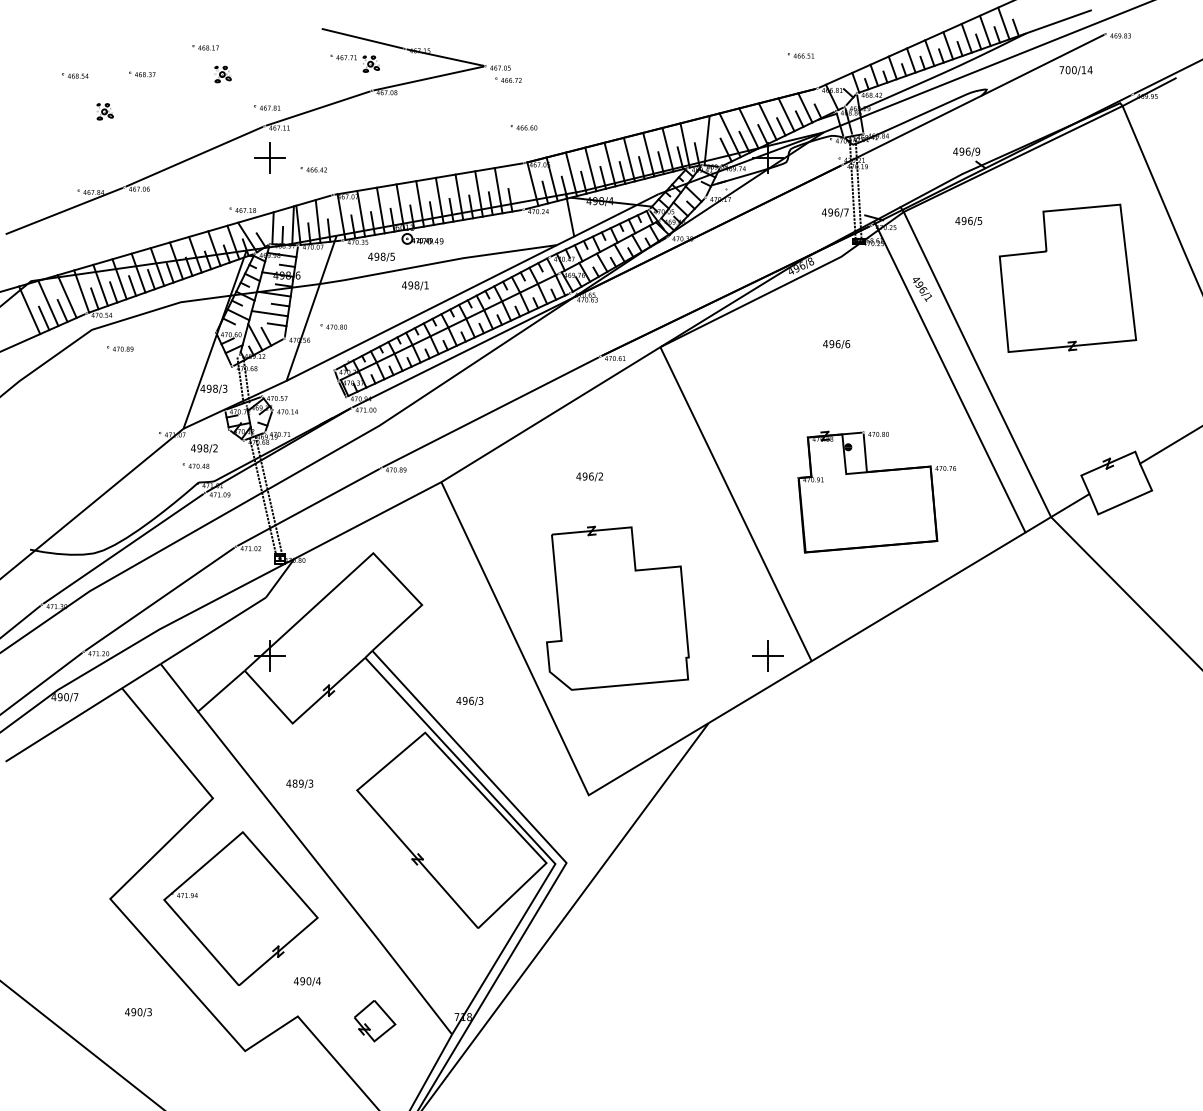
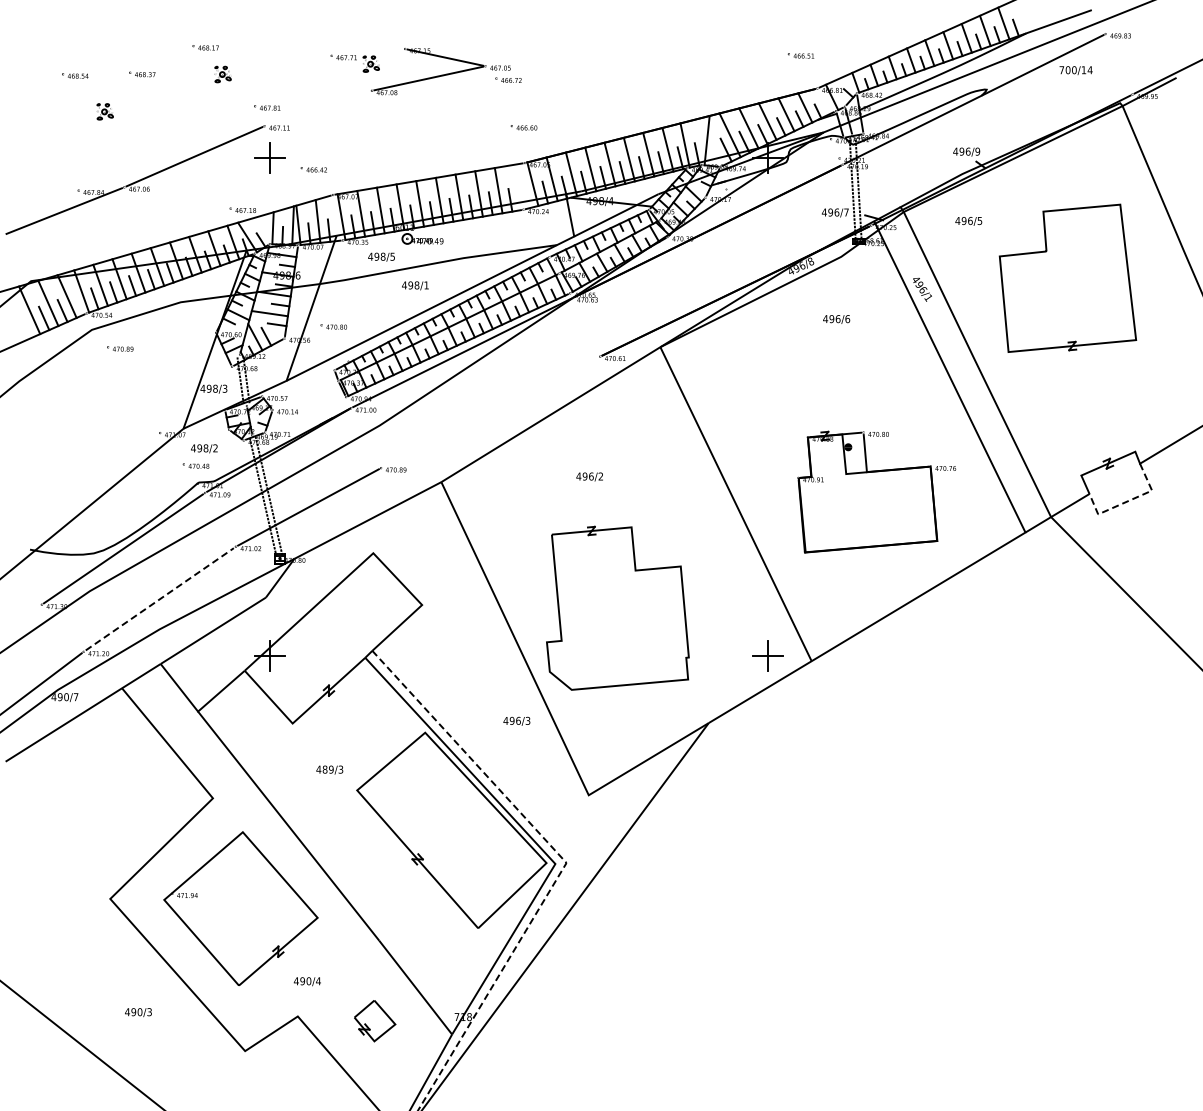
line: present -> none (362, 38)
line: present -> none (317, 108)
text position: (836, 344) -> (836, 319) (836, 319)
line: present -> none (490, 411)
line: solid -> dashed (1128, 501)
line: solid -> dashed (159, 599)
line: present -> none (20, 621)
text position: (469, 700) -> (516, 720) (516, 720)
text position: (299, 783) -> (329, 769) (329, 769)
line: solid -> dashed (566, 863)
